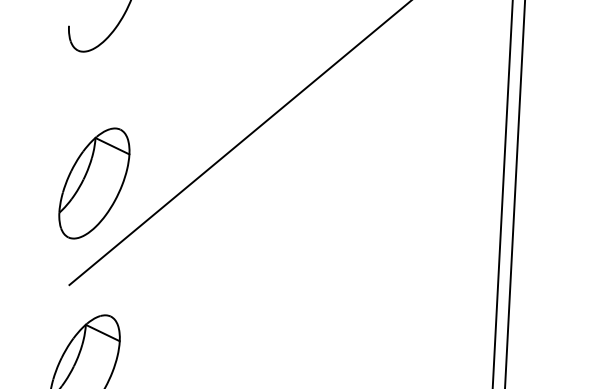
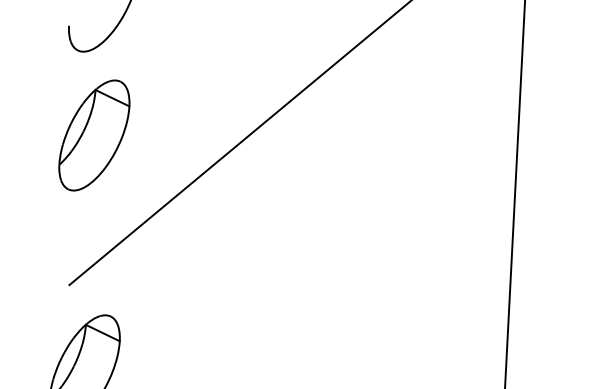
part position: (94, 183) -> (94, 135) (94, 135)
line: present -> none (502, 193)
